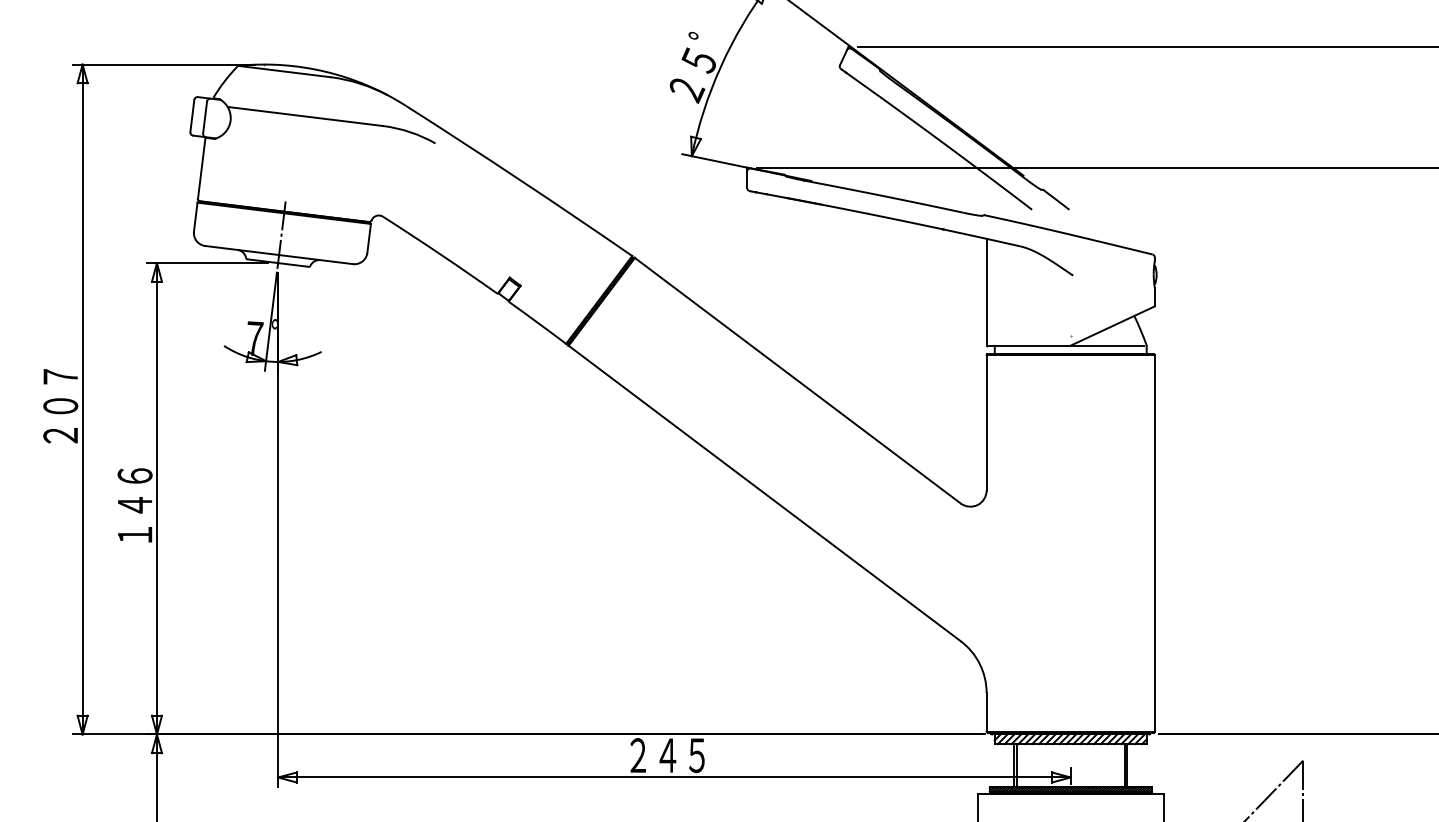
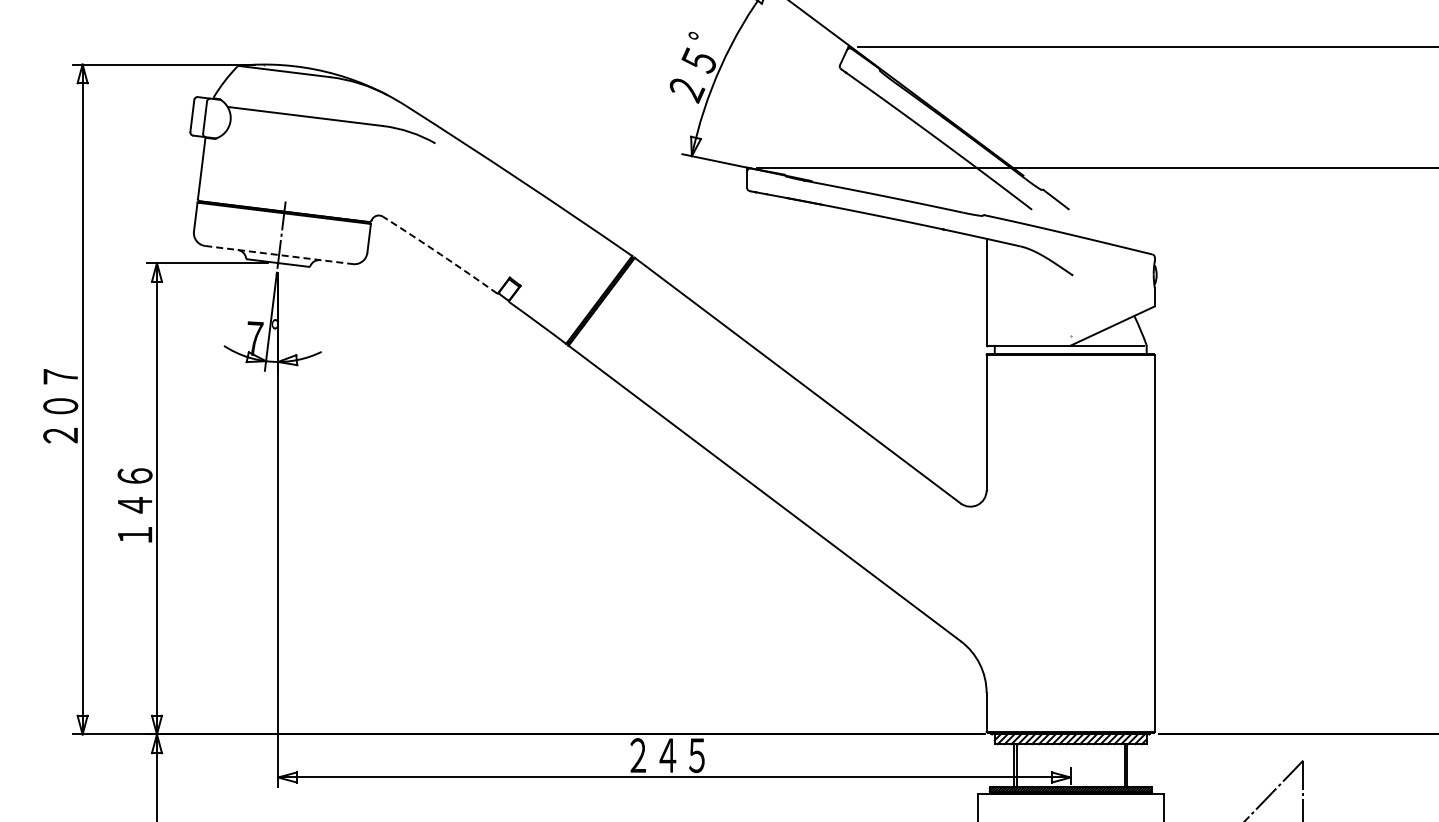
arc: solid -> dashed (440, 254)
line: solid -> dashed (279, 255)
